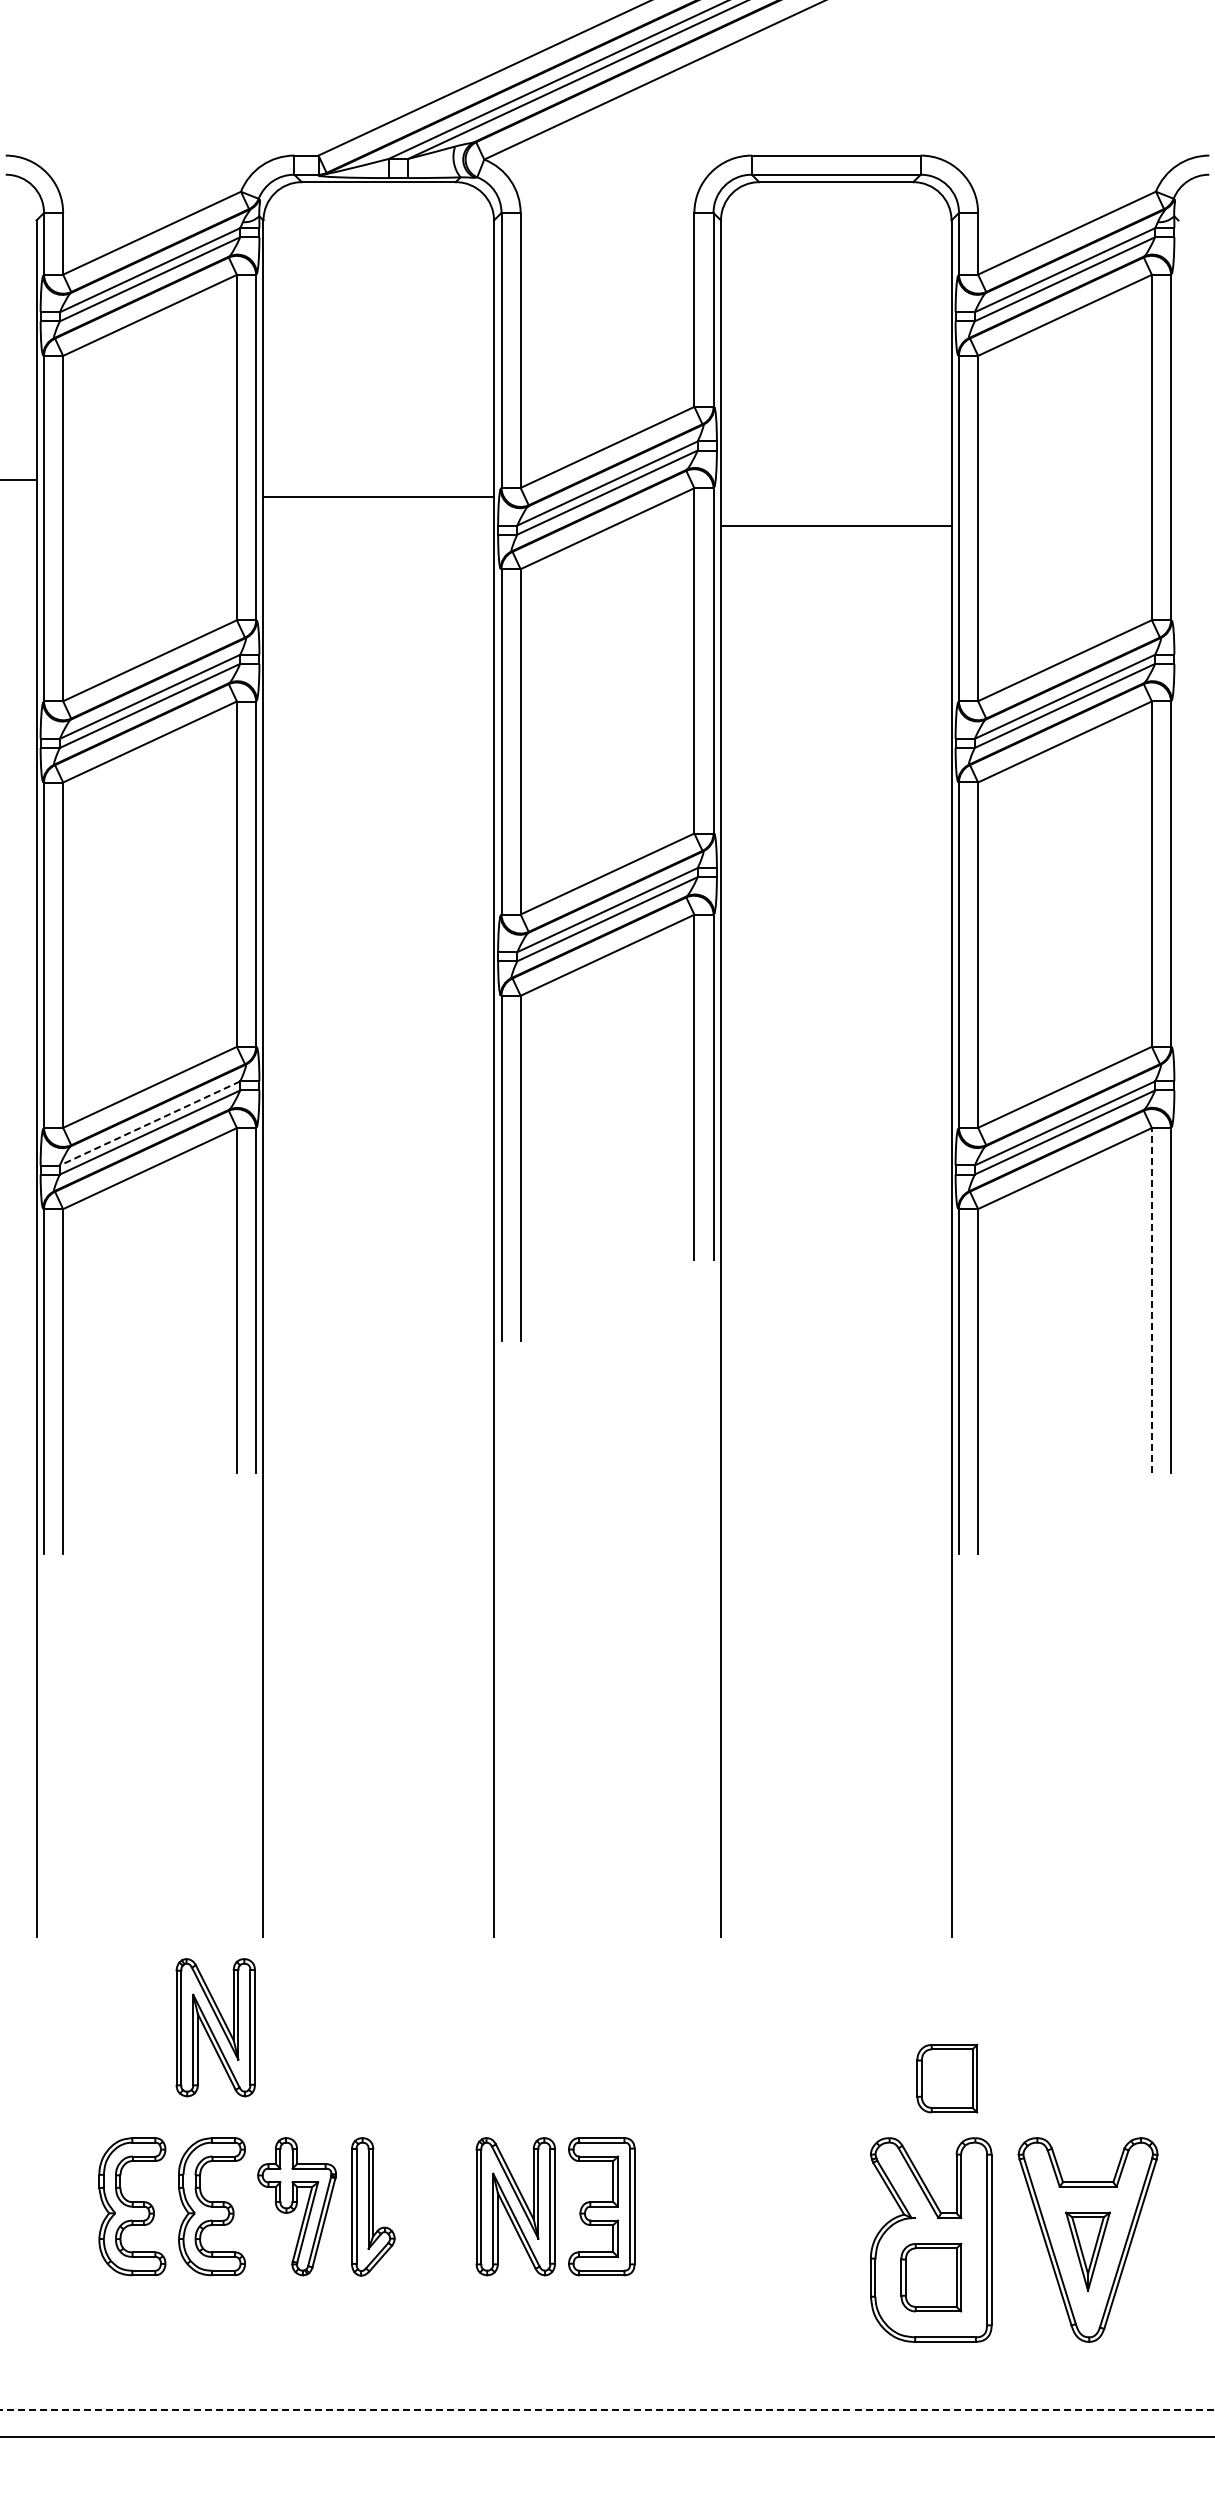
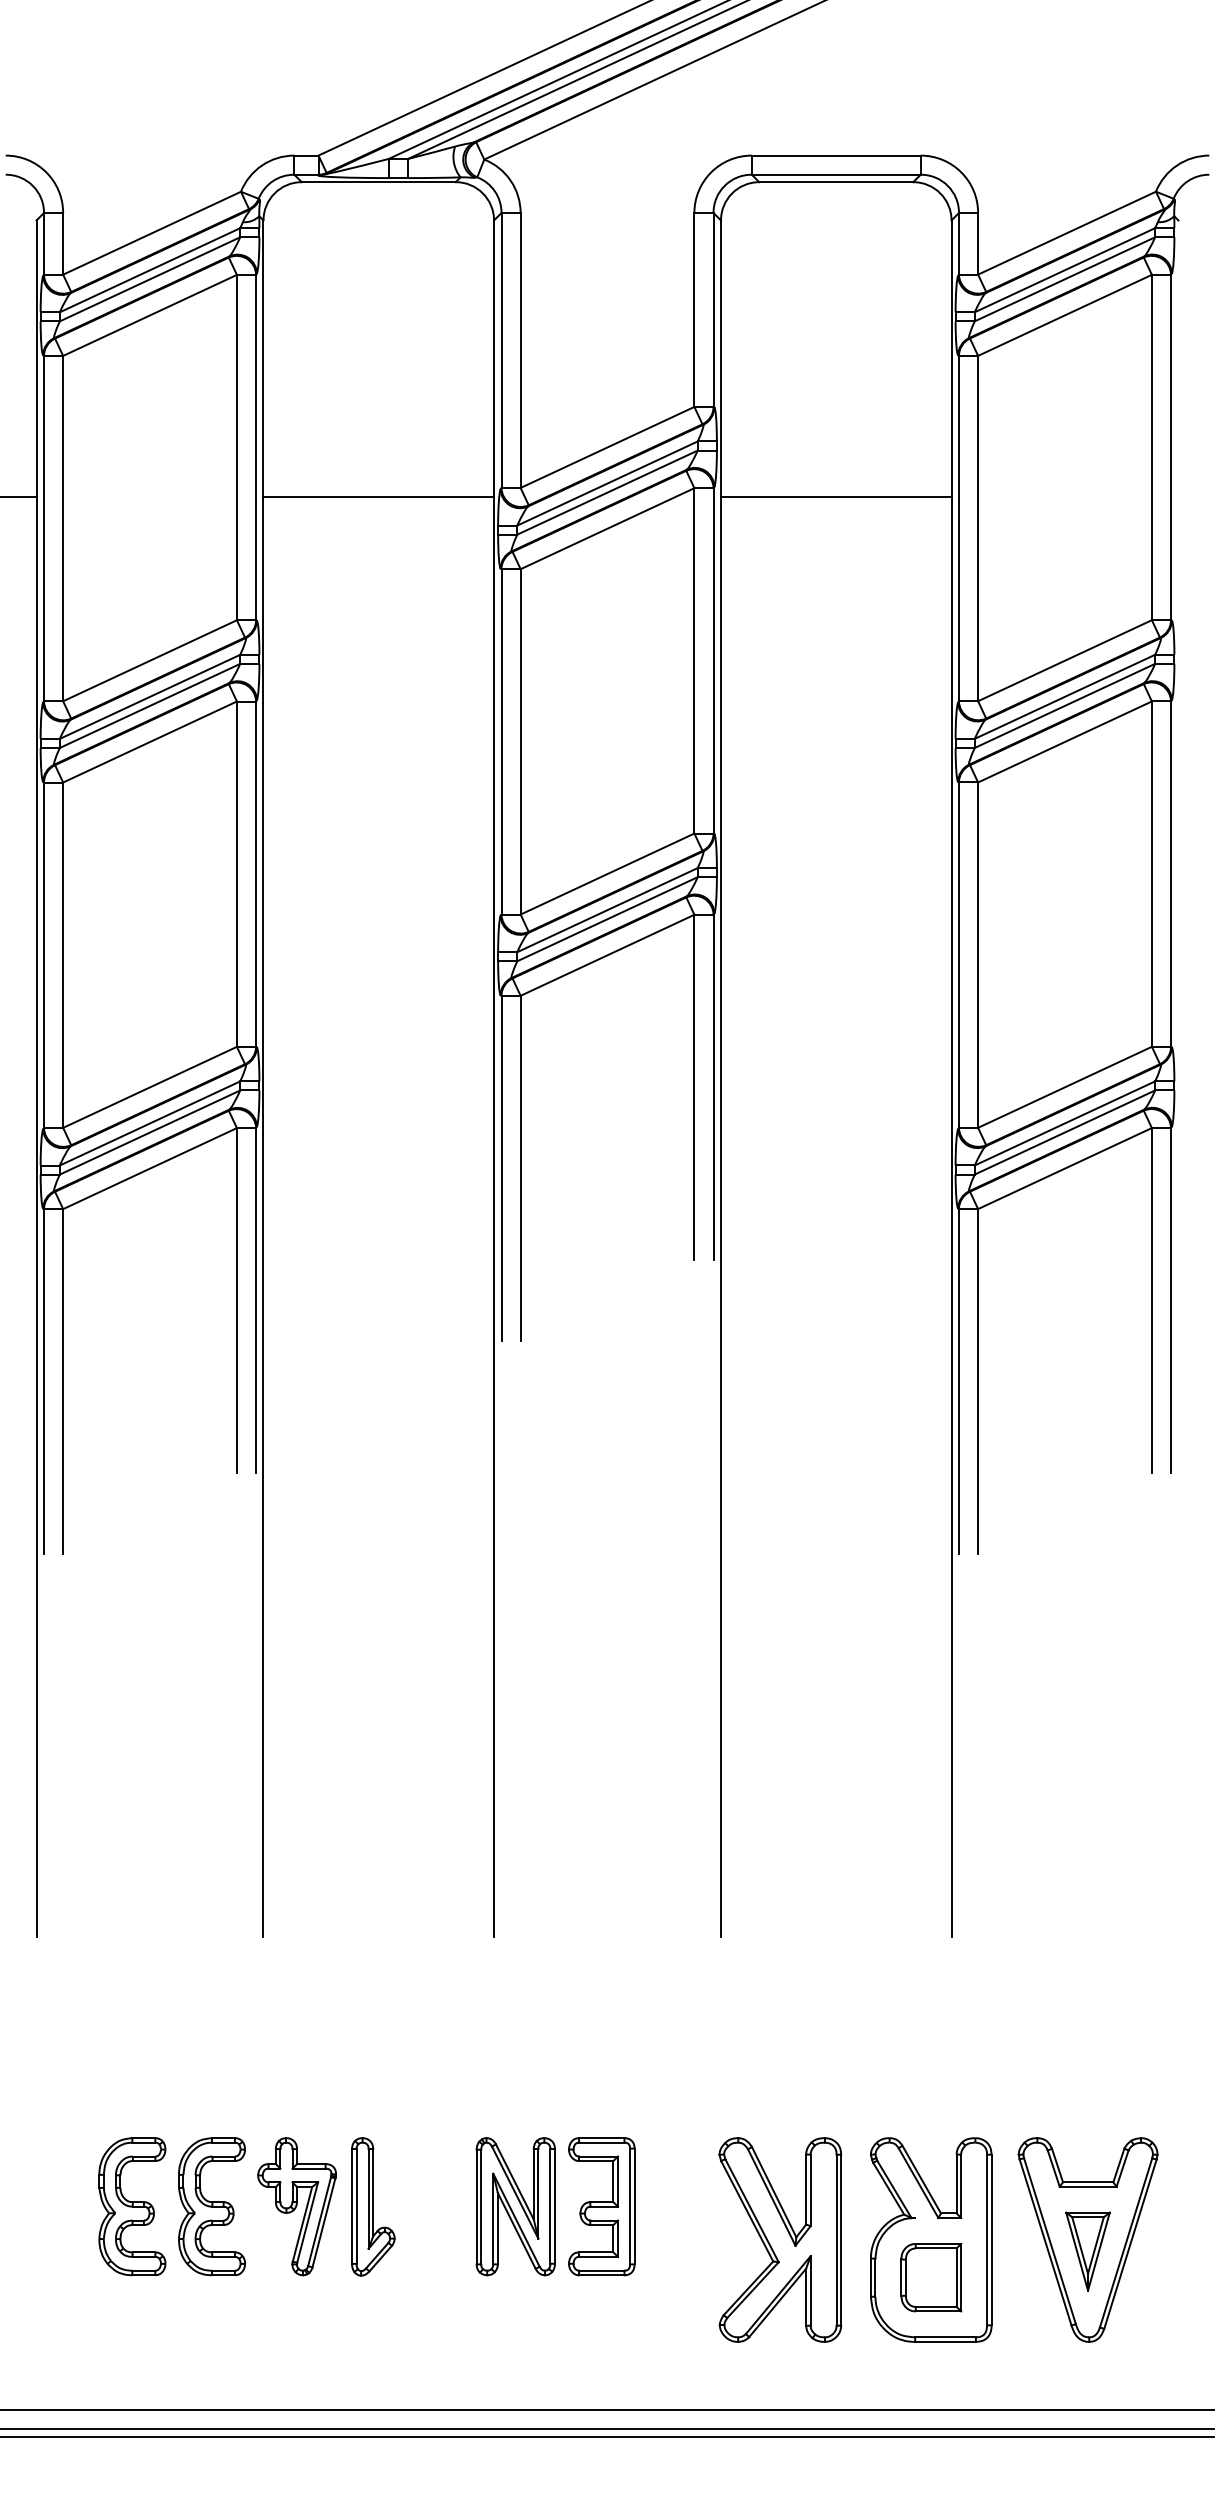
line position: (19, 480) -> (19, 497) (19, 497)
line position: (835, 526) -> (835, 497) (835, 497)
line: dashed -> solid (150, 1123)
line: dashed -> solid (1151, 1300)
part: present -> none (215, 2027)
part: present -> none (947, 2078)
part: none -> present (780, 2239)
line: dashed -> solid (607, 2410)
line: none -> present (606, 2429)
